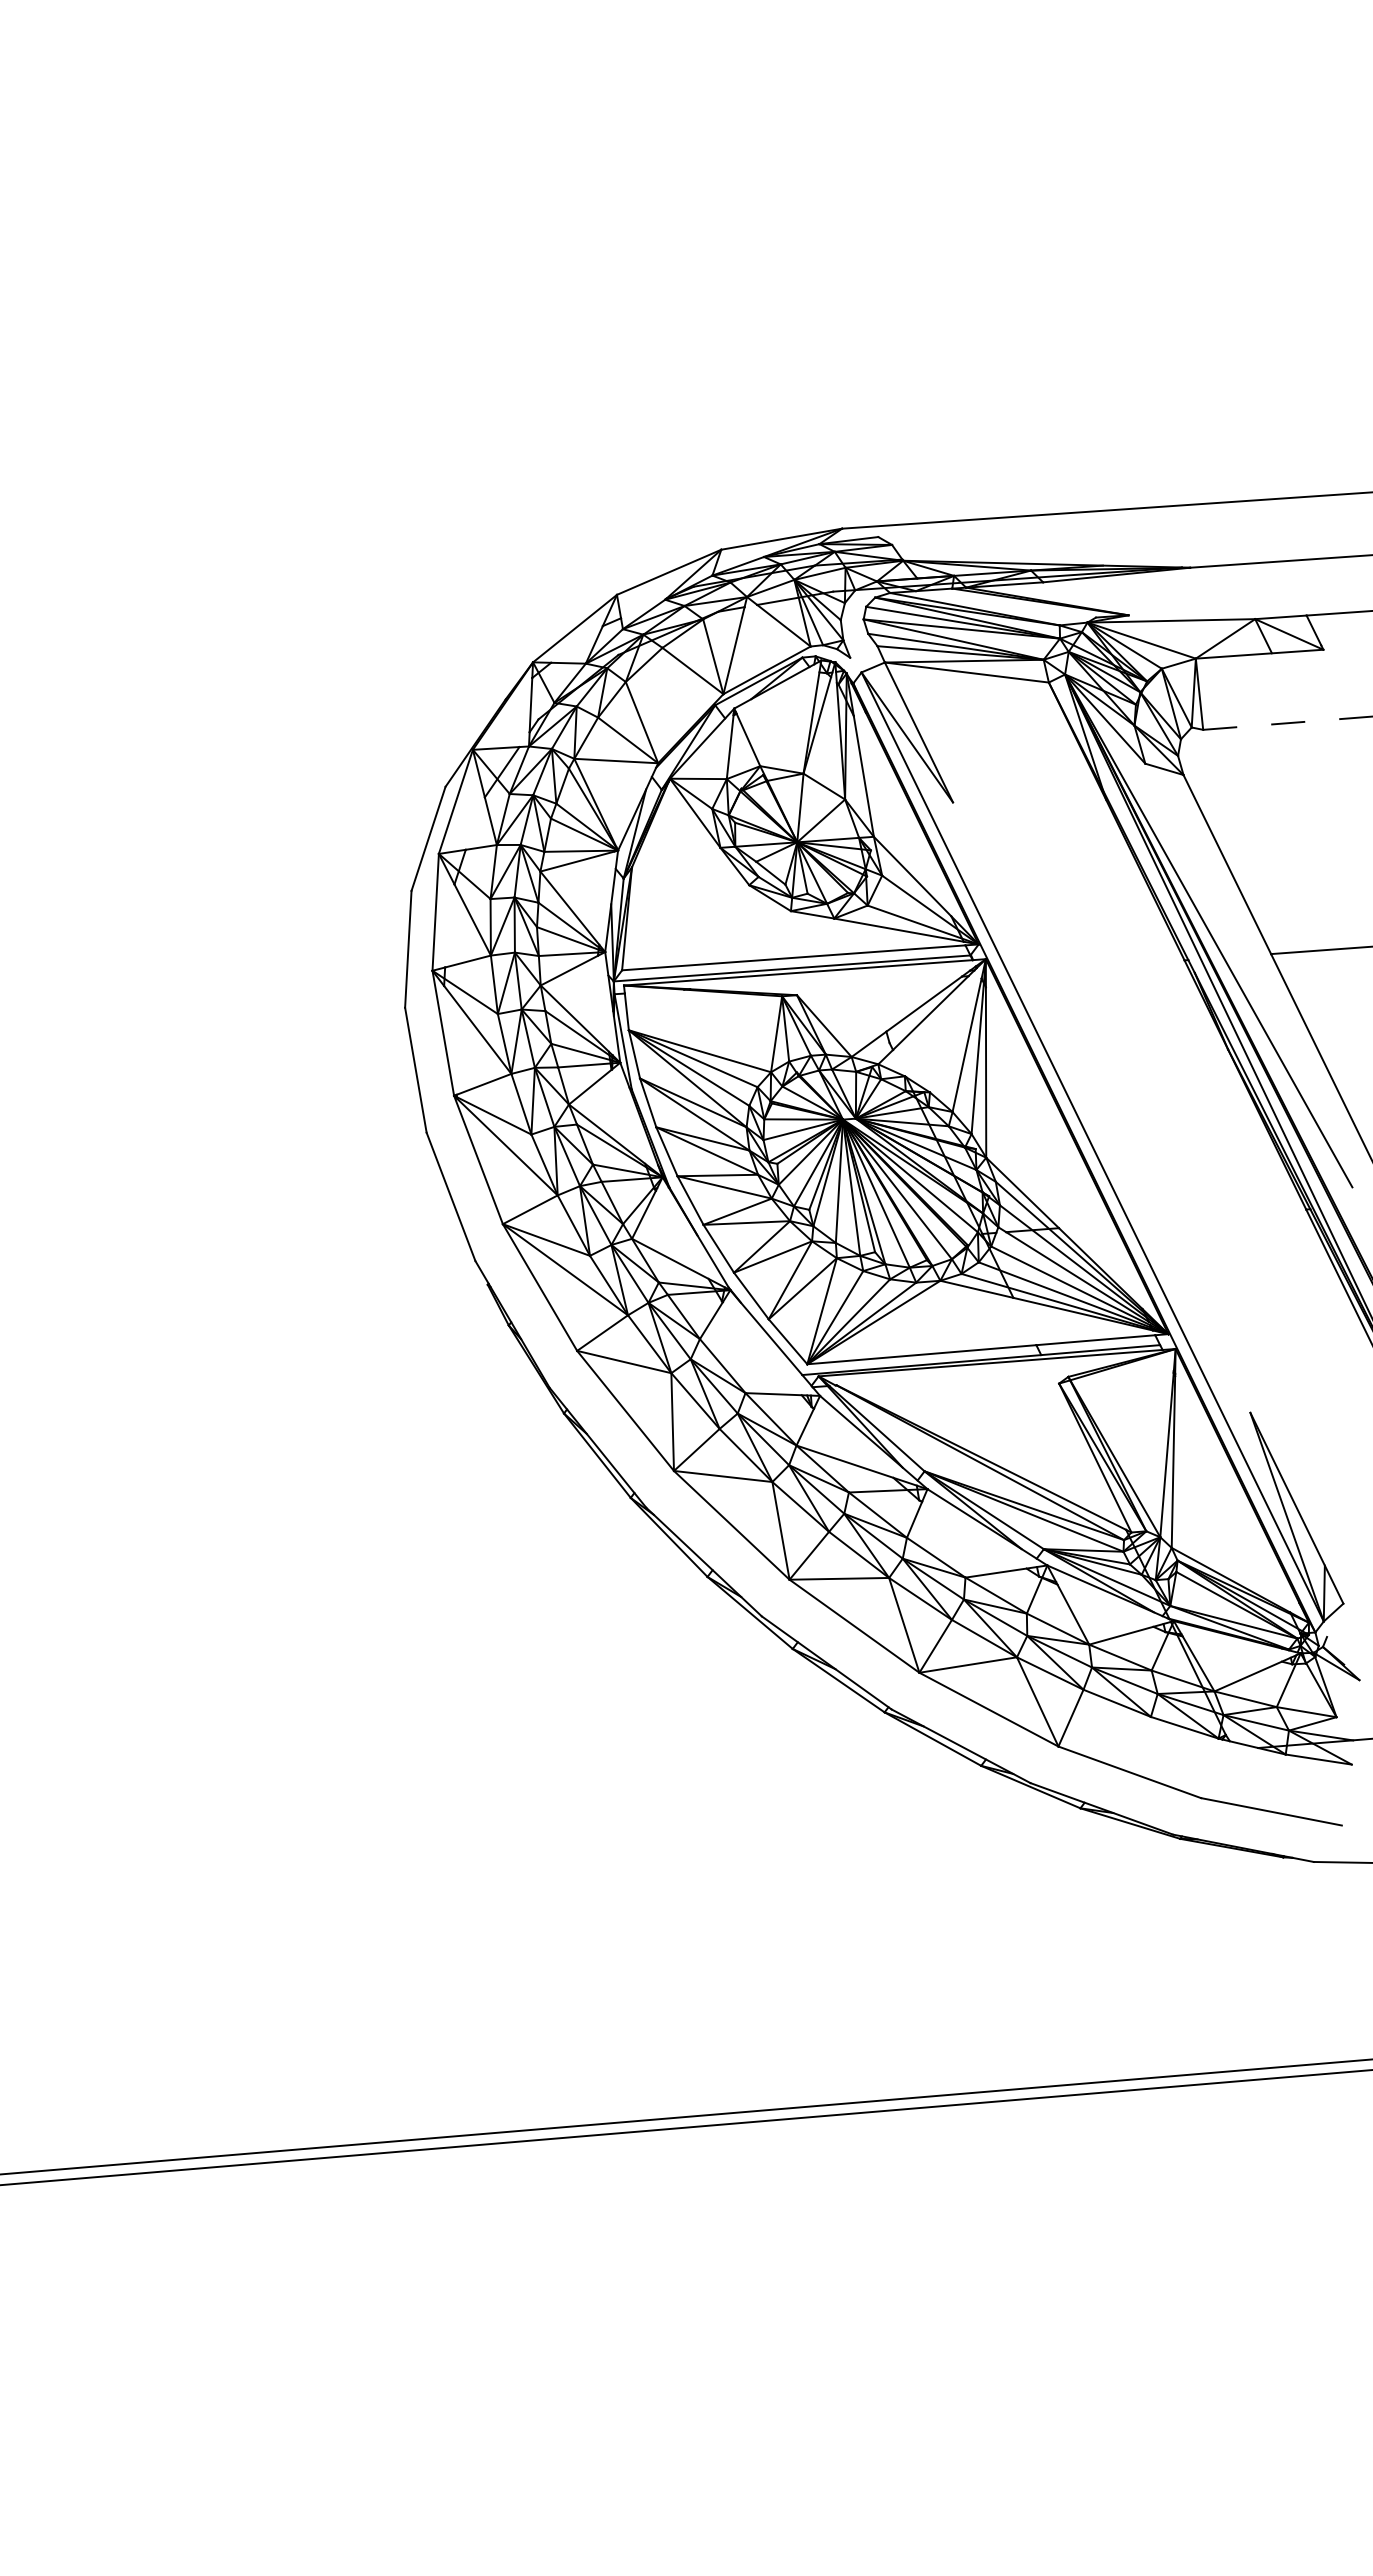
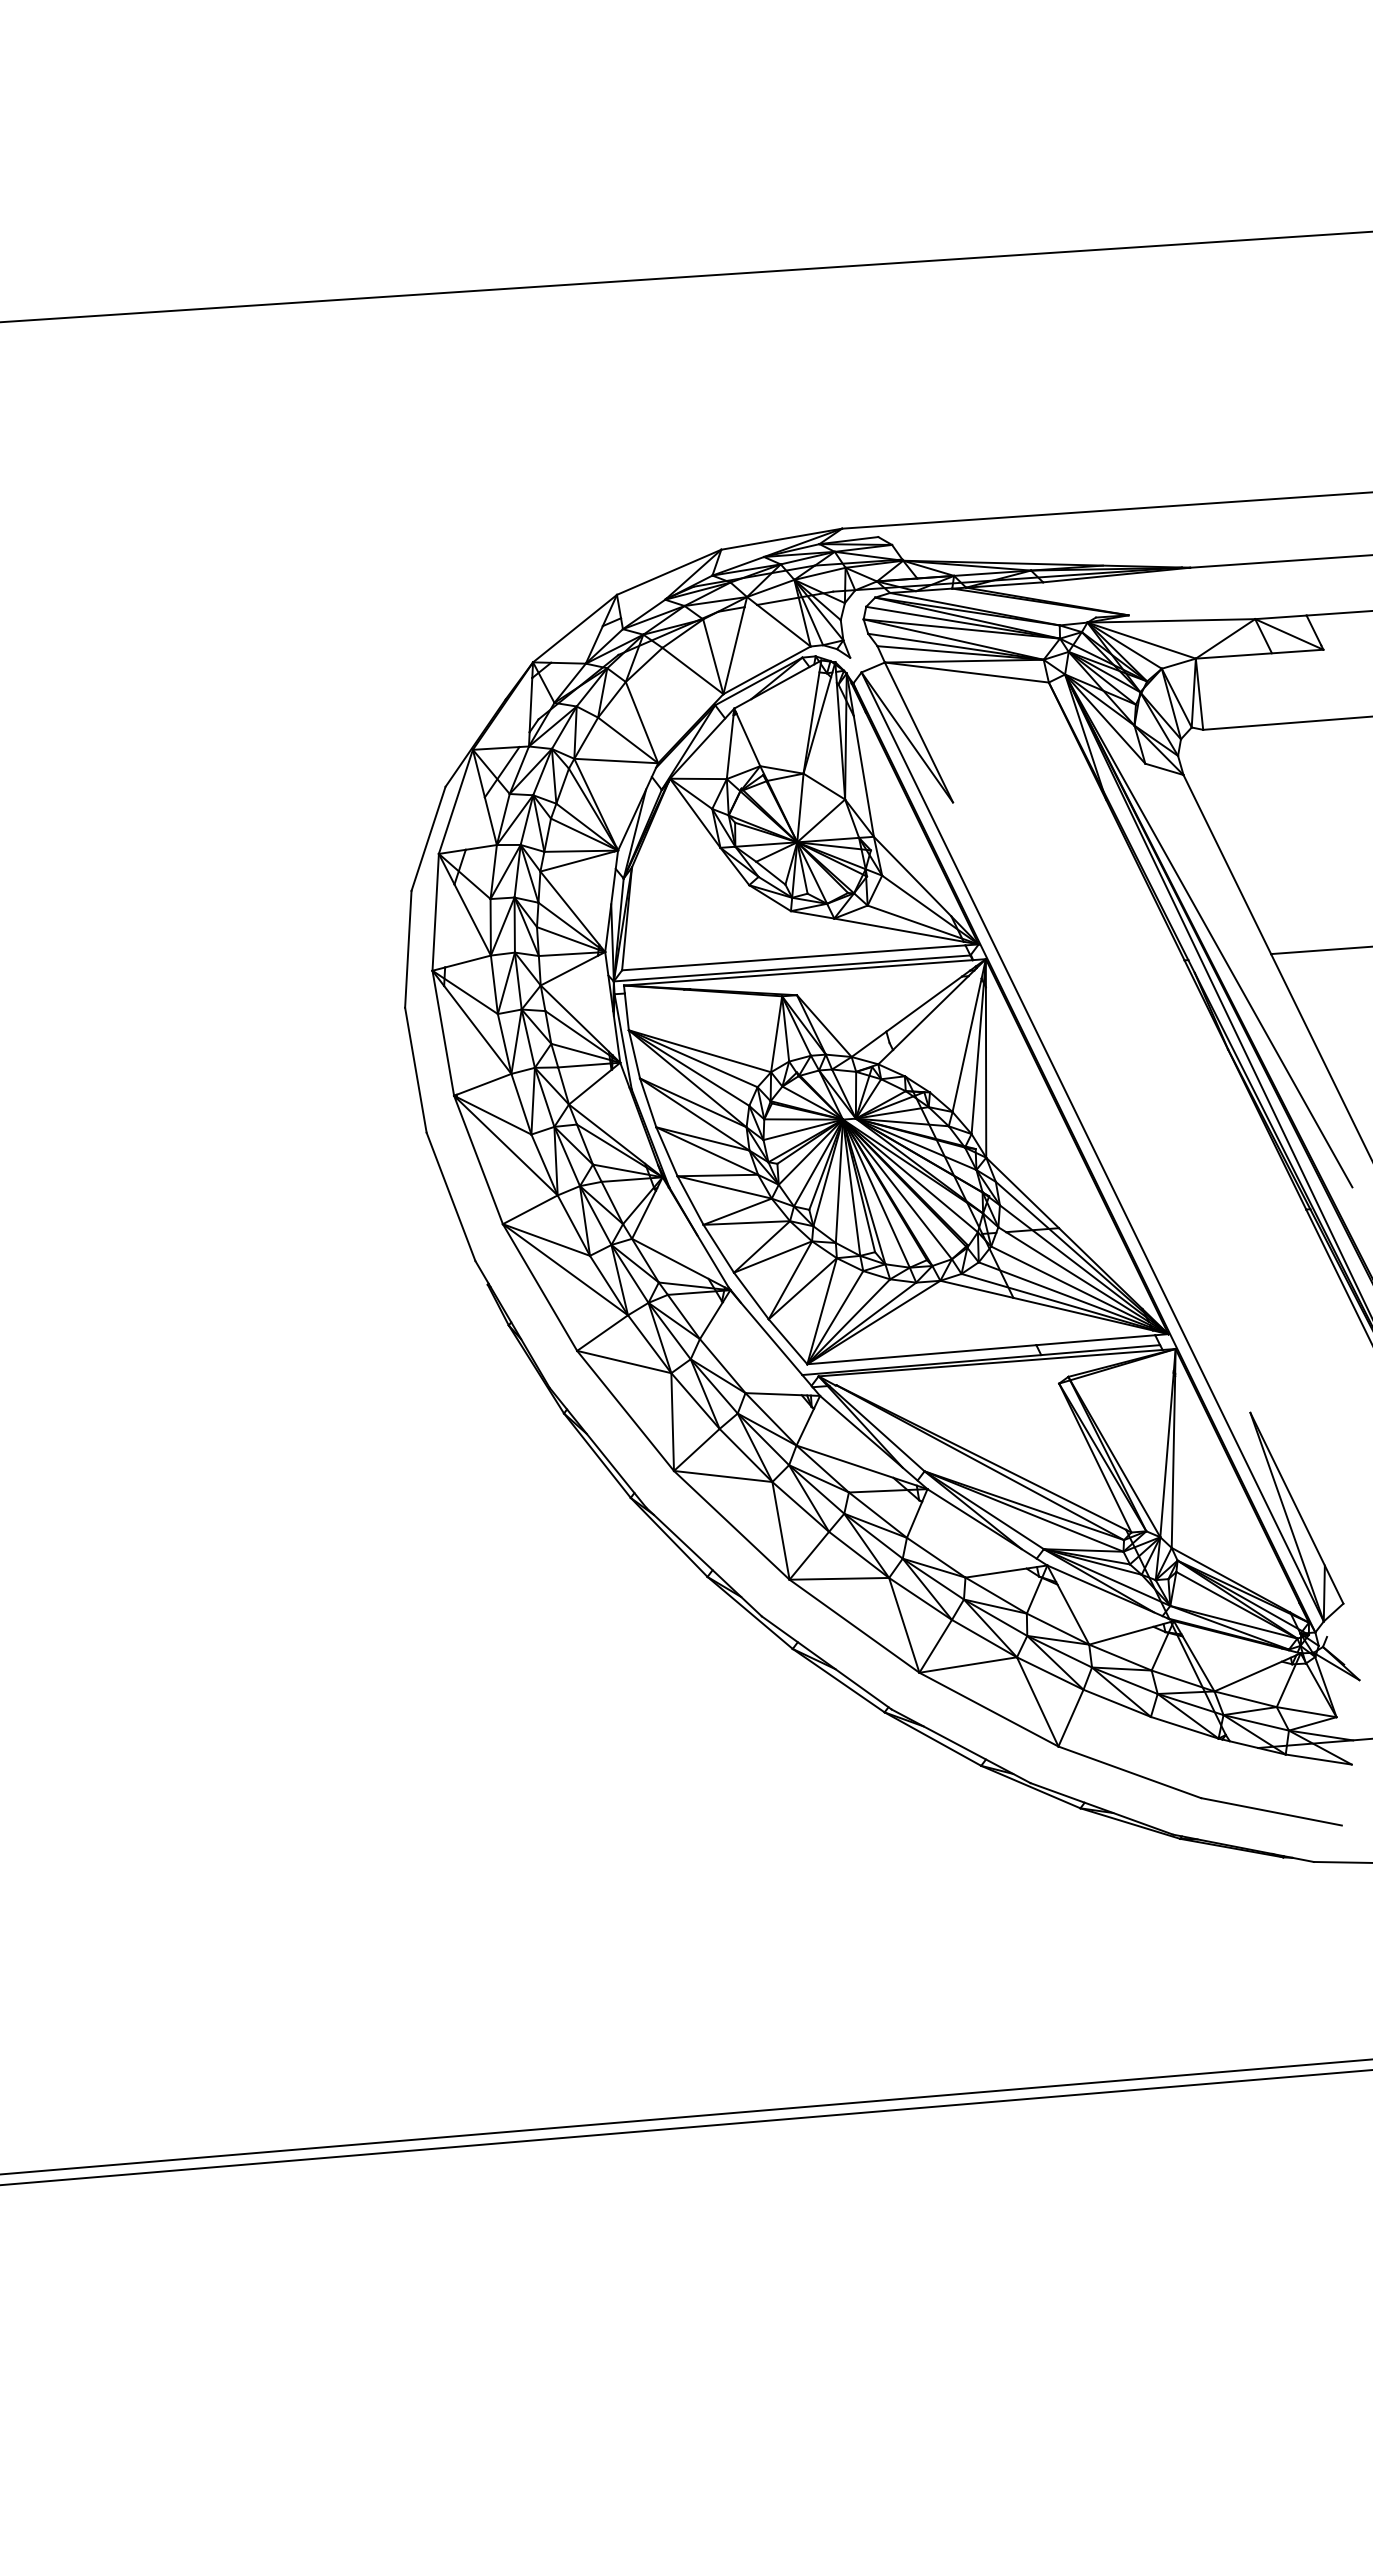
line: none -> present (685, 276)
line: dashed -> solid (1287, 723)
